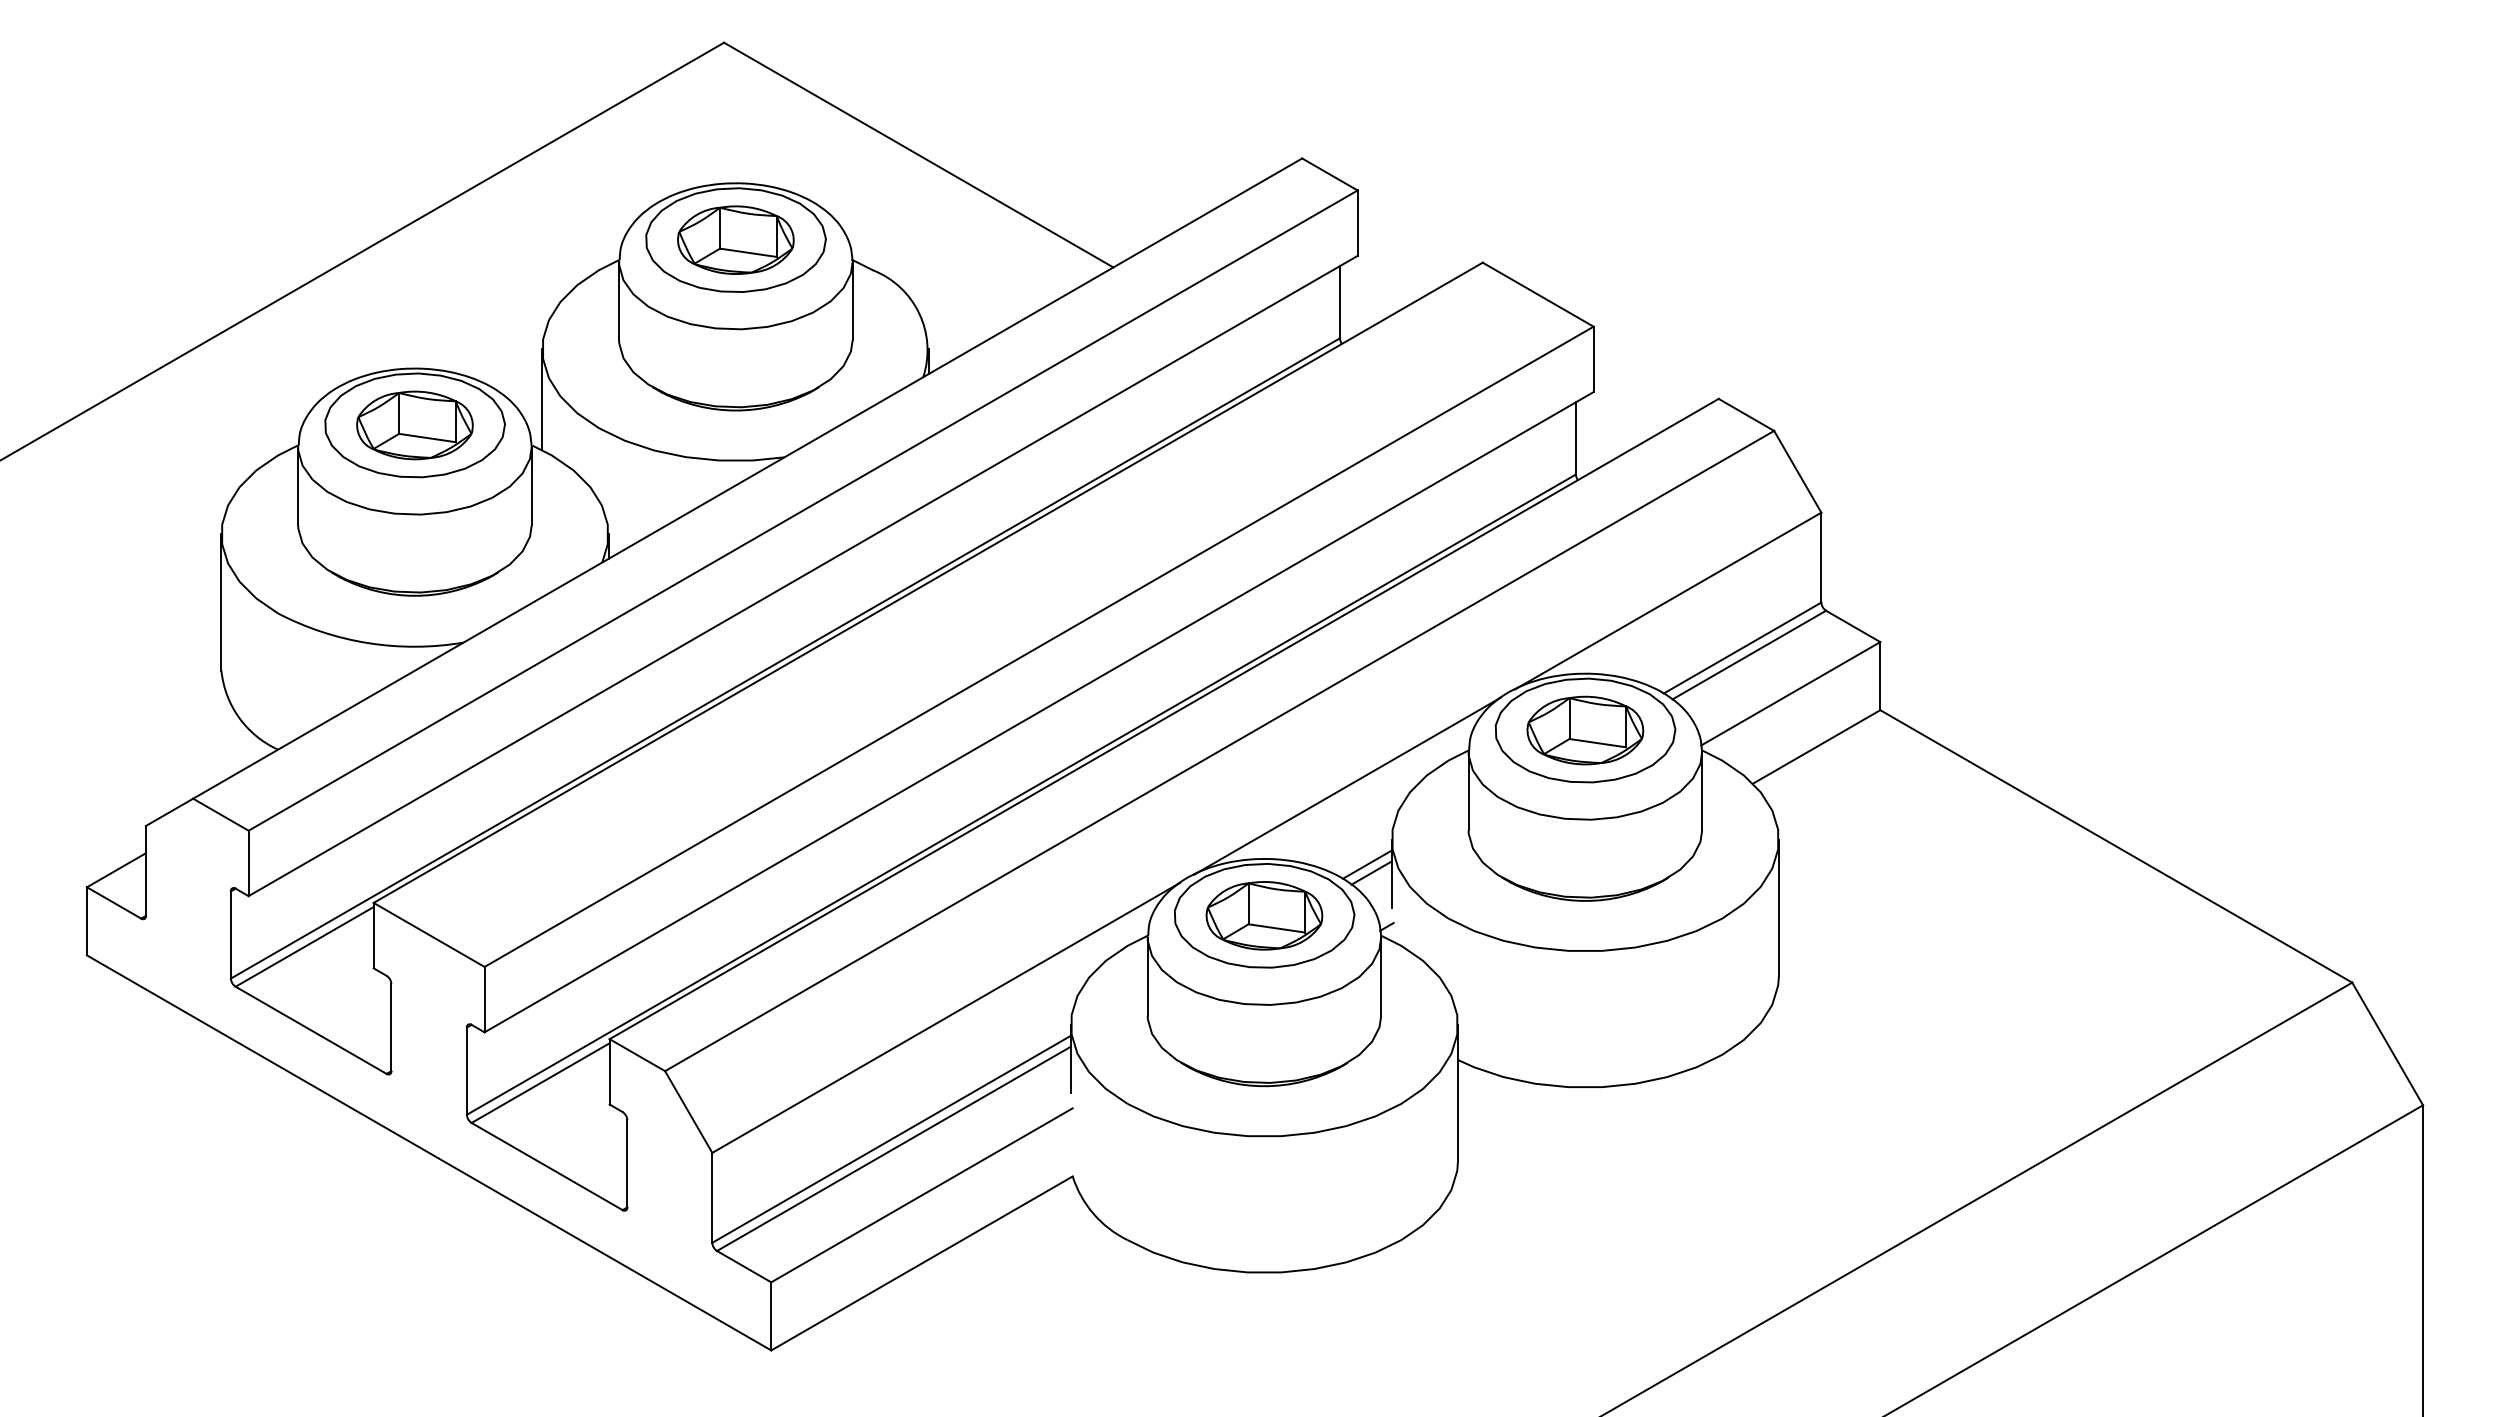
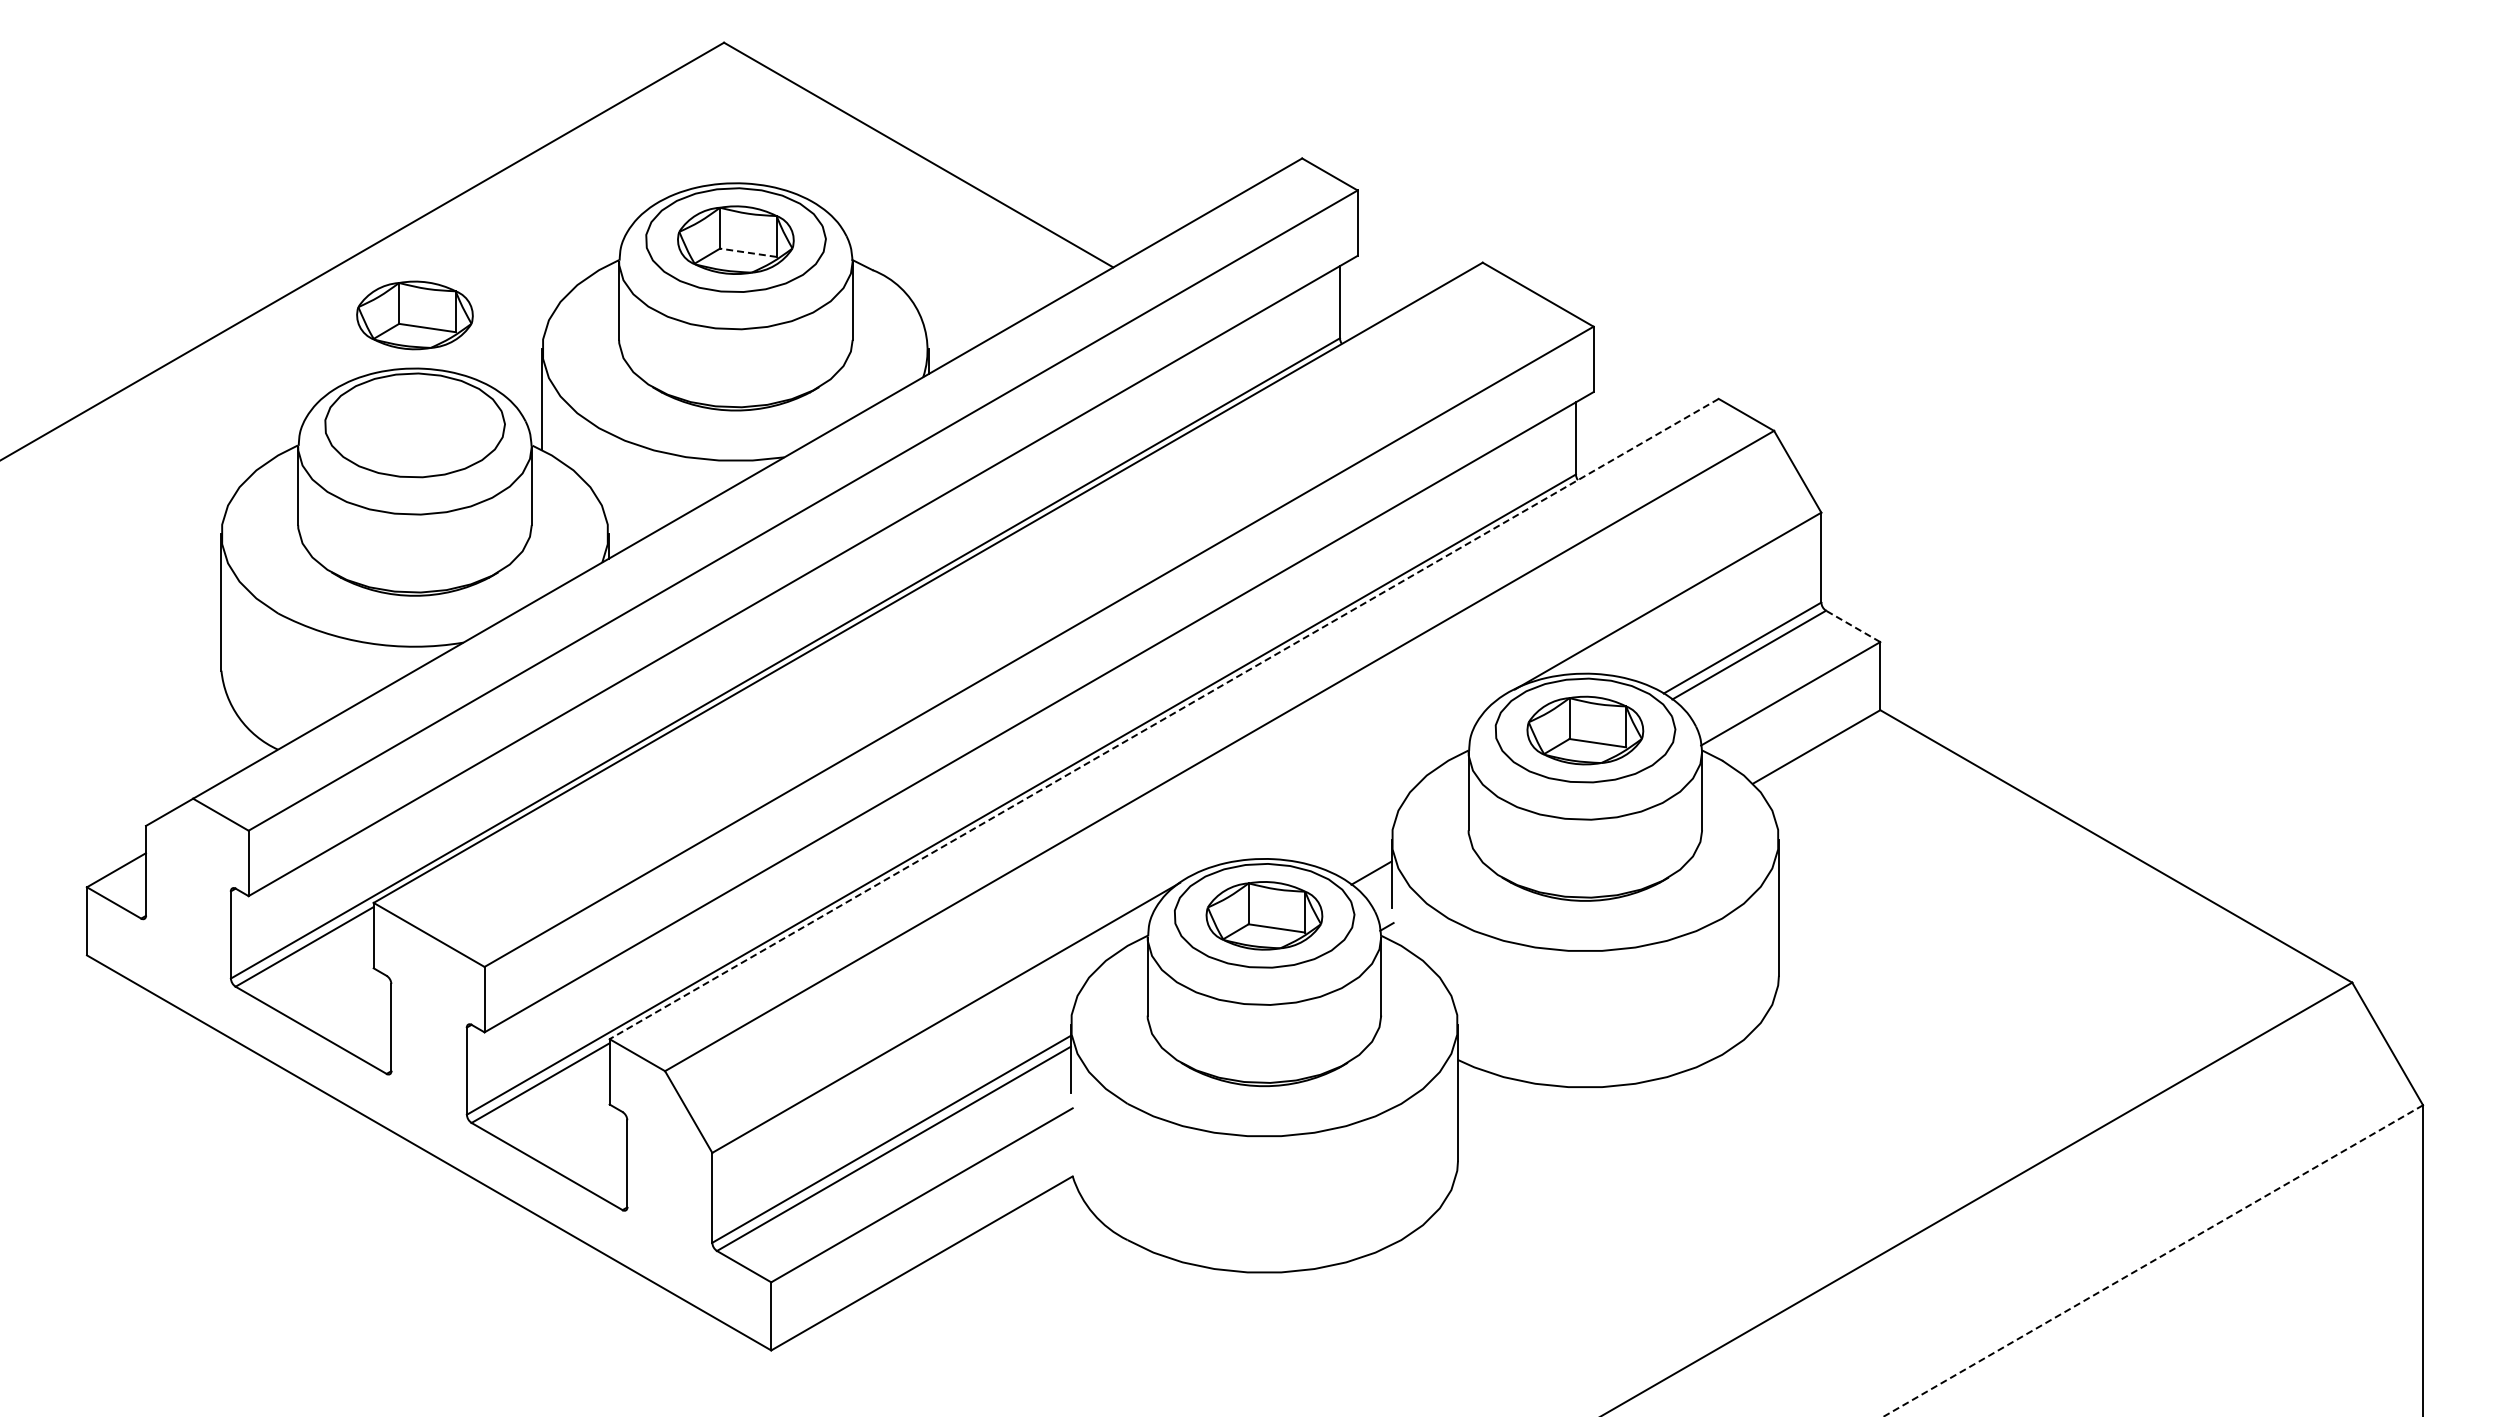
line: solid -> dashed (748, 252)
part position: (414, 425) -> (414, 315) (414, 315)
line: solid -> dashed (1852, 626)
line: solid -> dashed (1163, 719)
line: present -> none (1347, 785)
line: present -> none (1366, 864)
line: solid -> dashed (2152, 1261)
